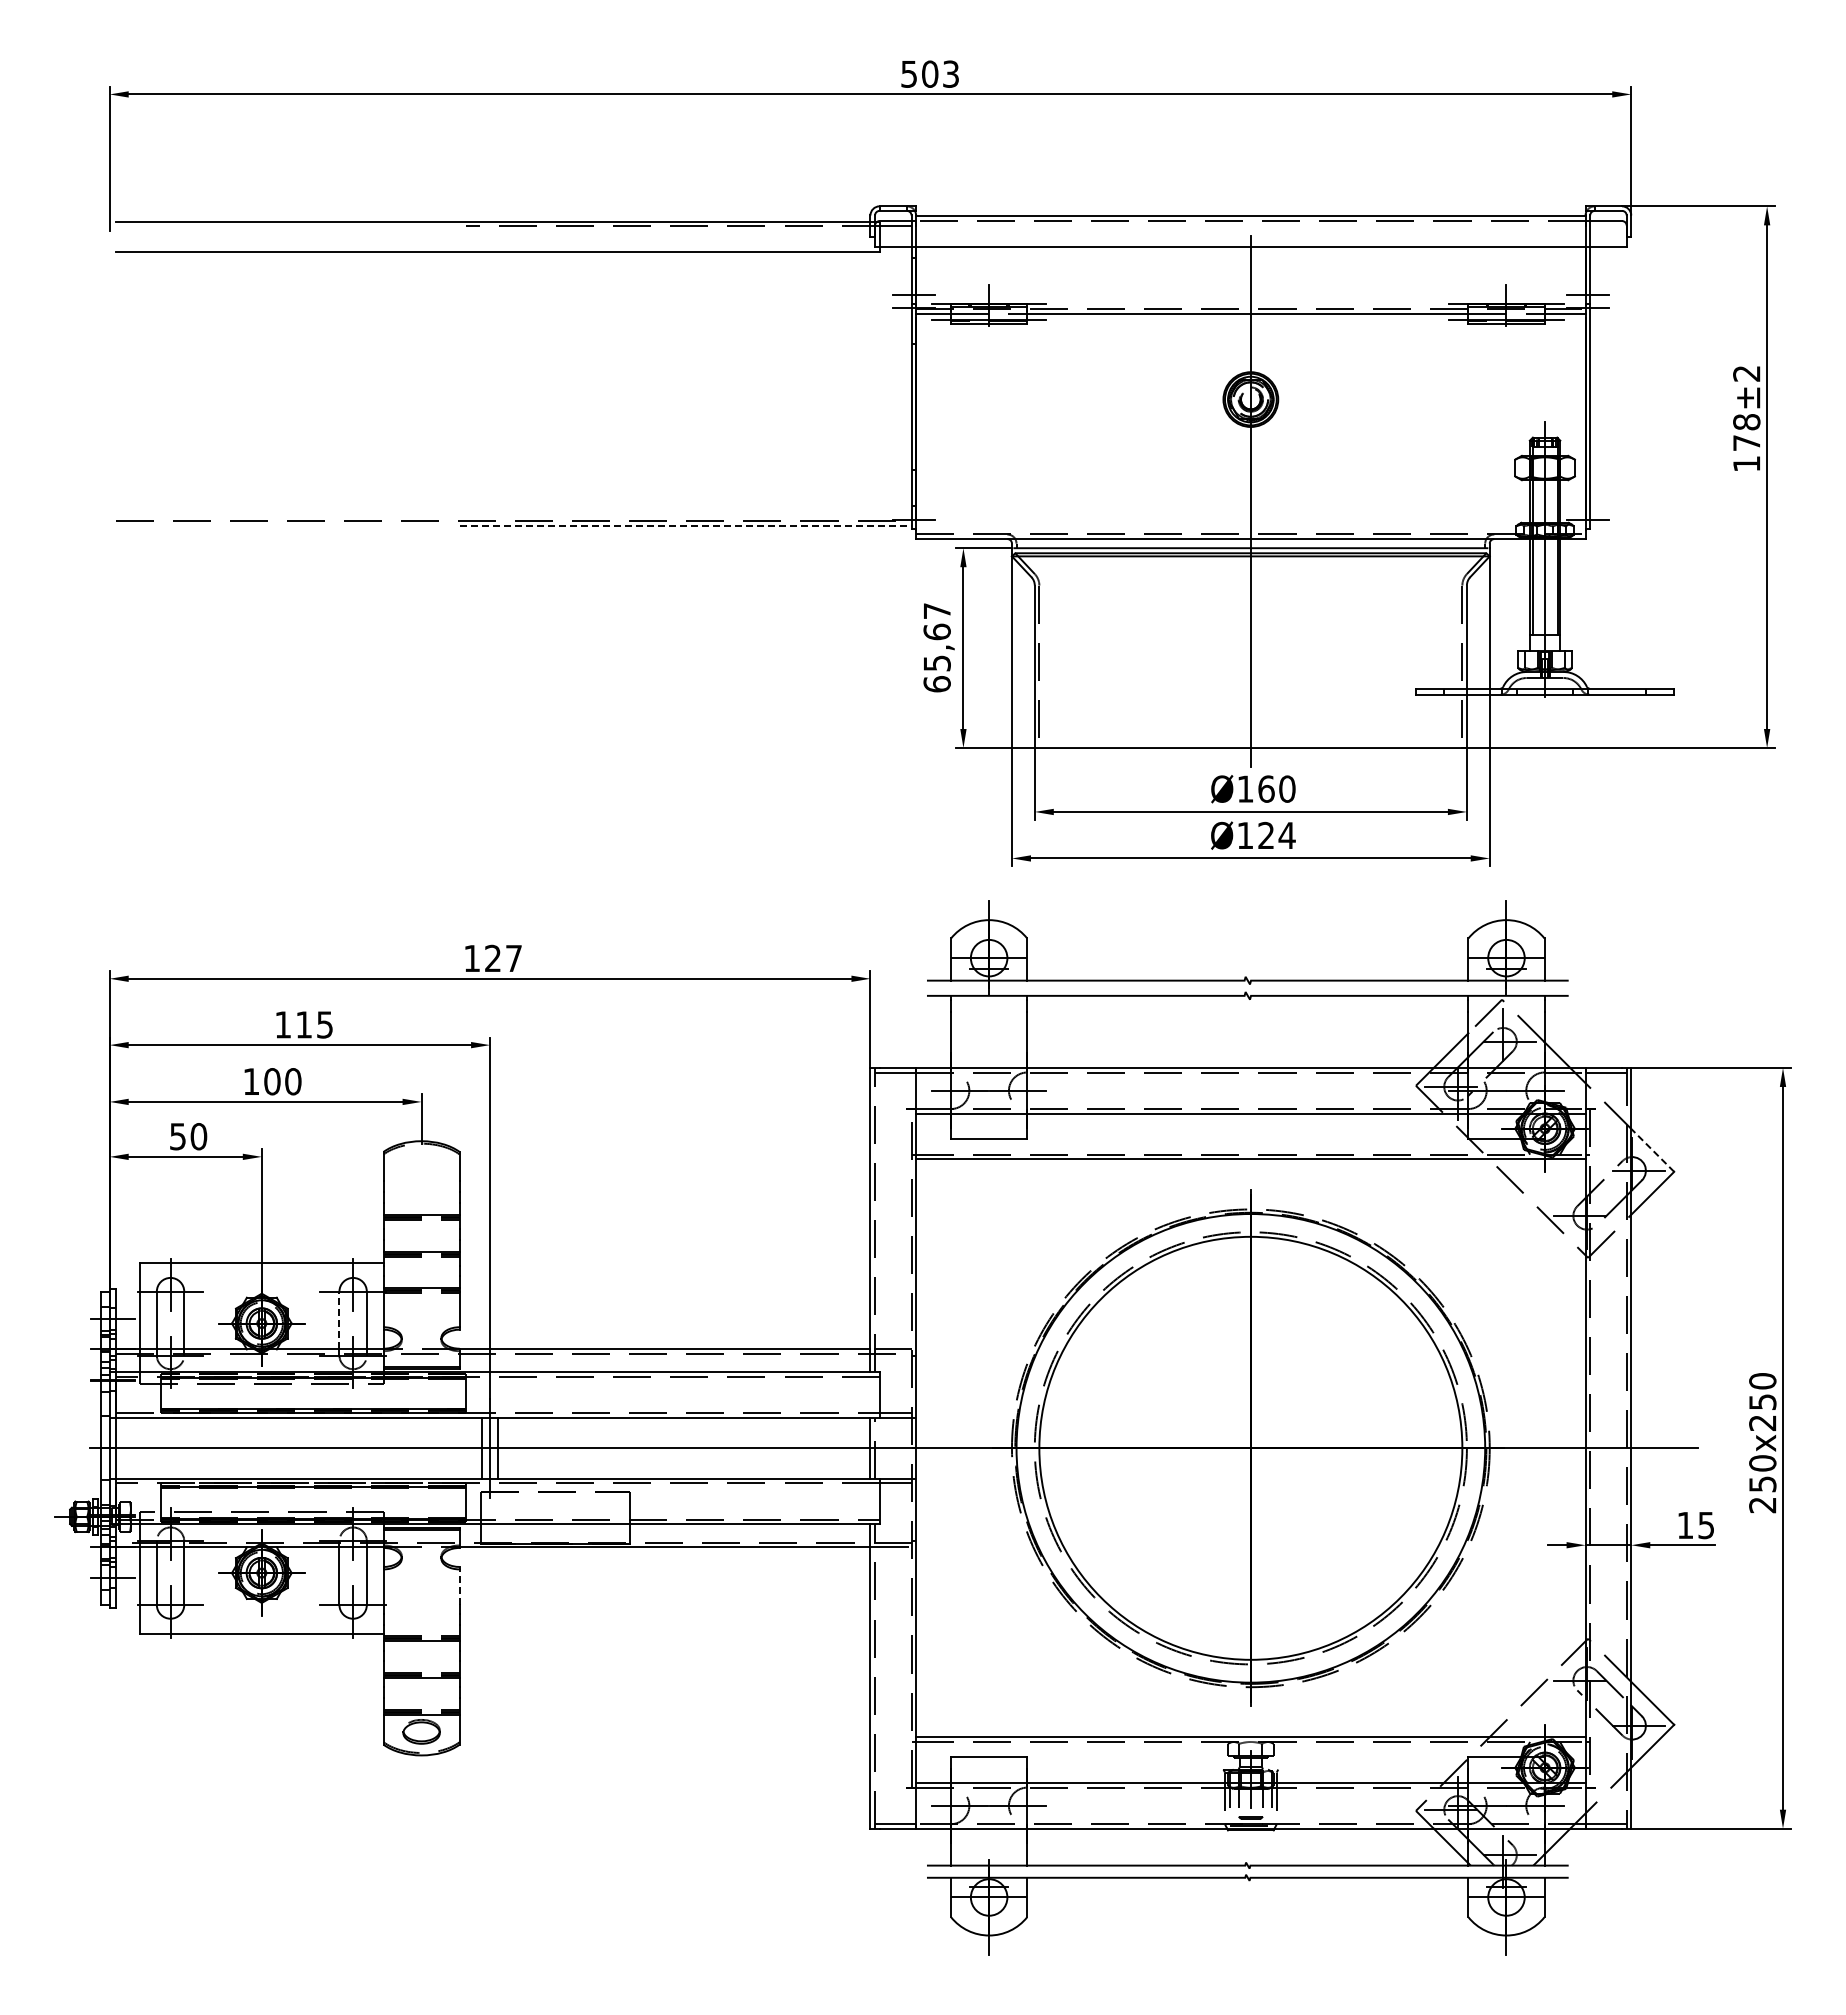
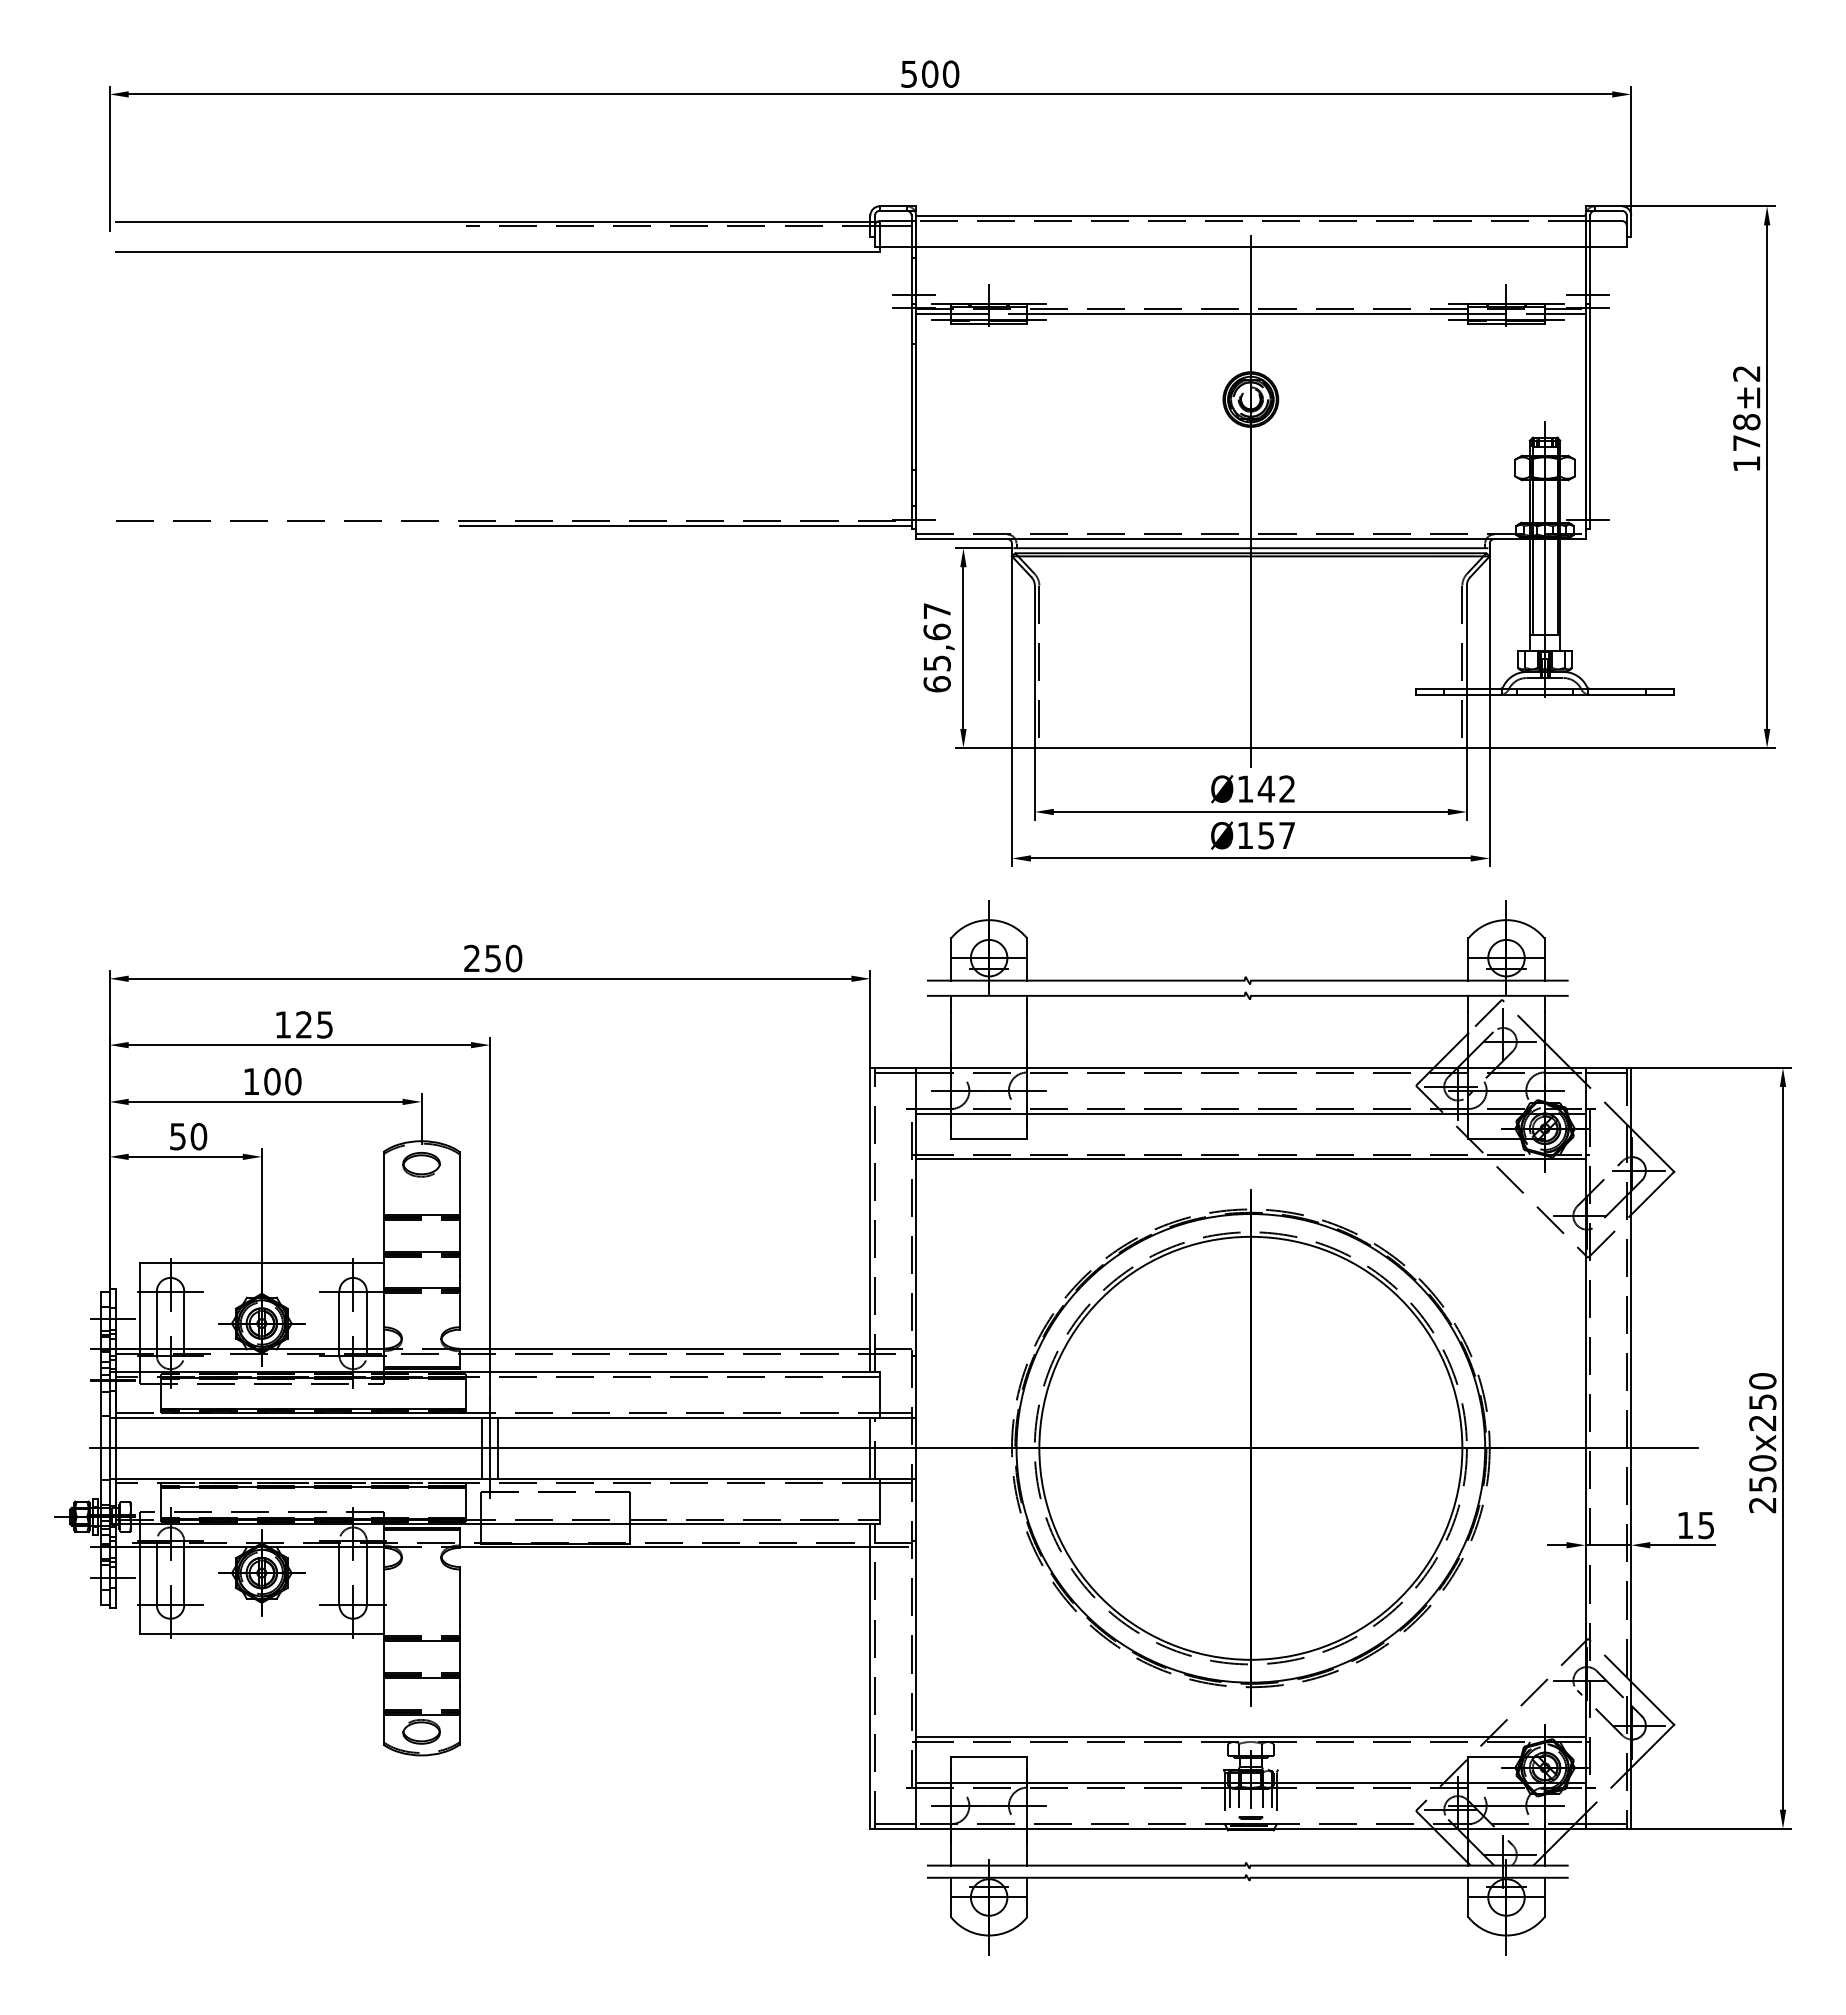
text: 503 -> 500 (950, 73)
line: dashed -> solid (685, 525)
text: 160 -> 142 (1276, 788)
text: 124 -> 157 (1276, 835)
text: 127 -> 250 (493, 958)
text: 115 -> 125 (303, 1024)
line: dashed -> solid (1652, 1150)
part: none -> present (421, 1164)
line: dashed -> solid (339, 1320)
line: dashed -> solid (459, 1587)
